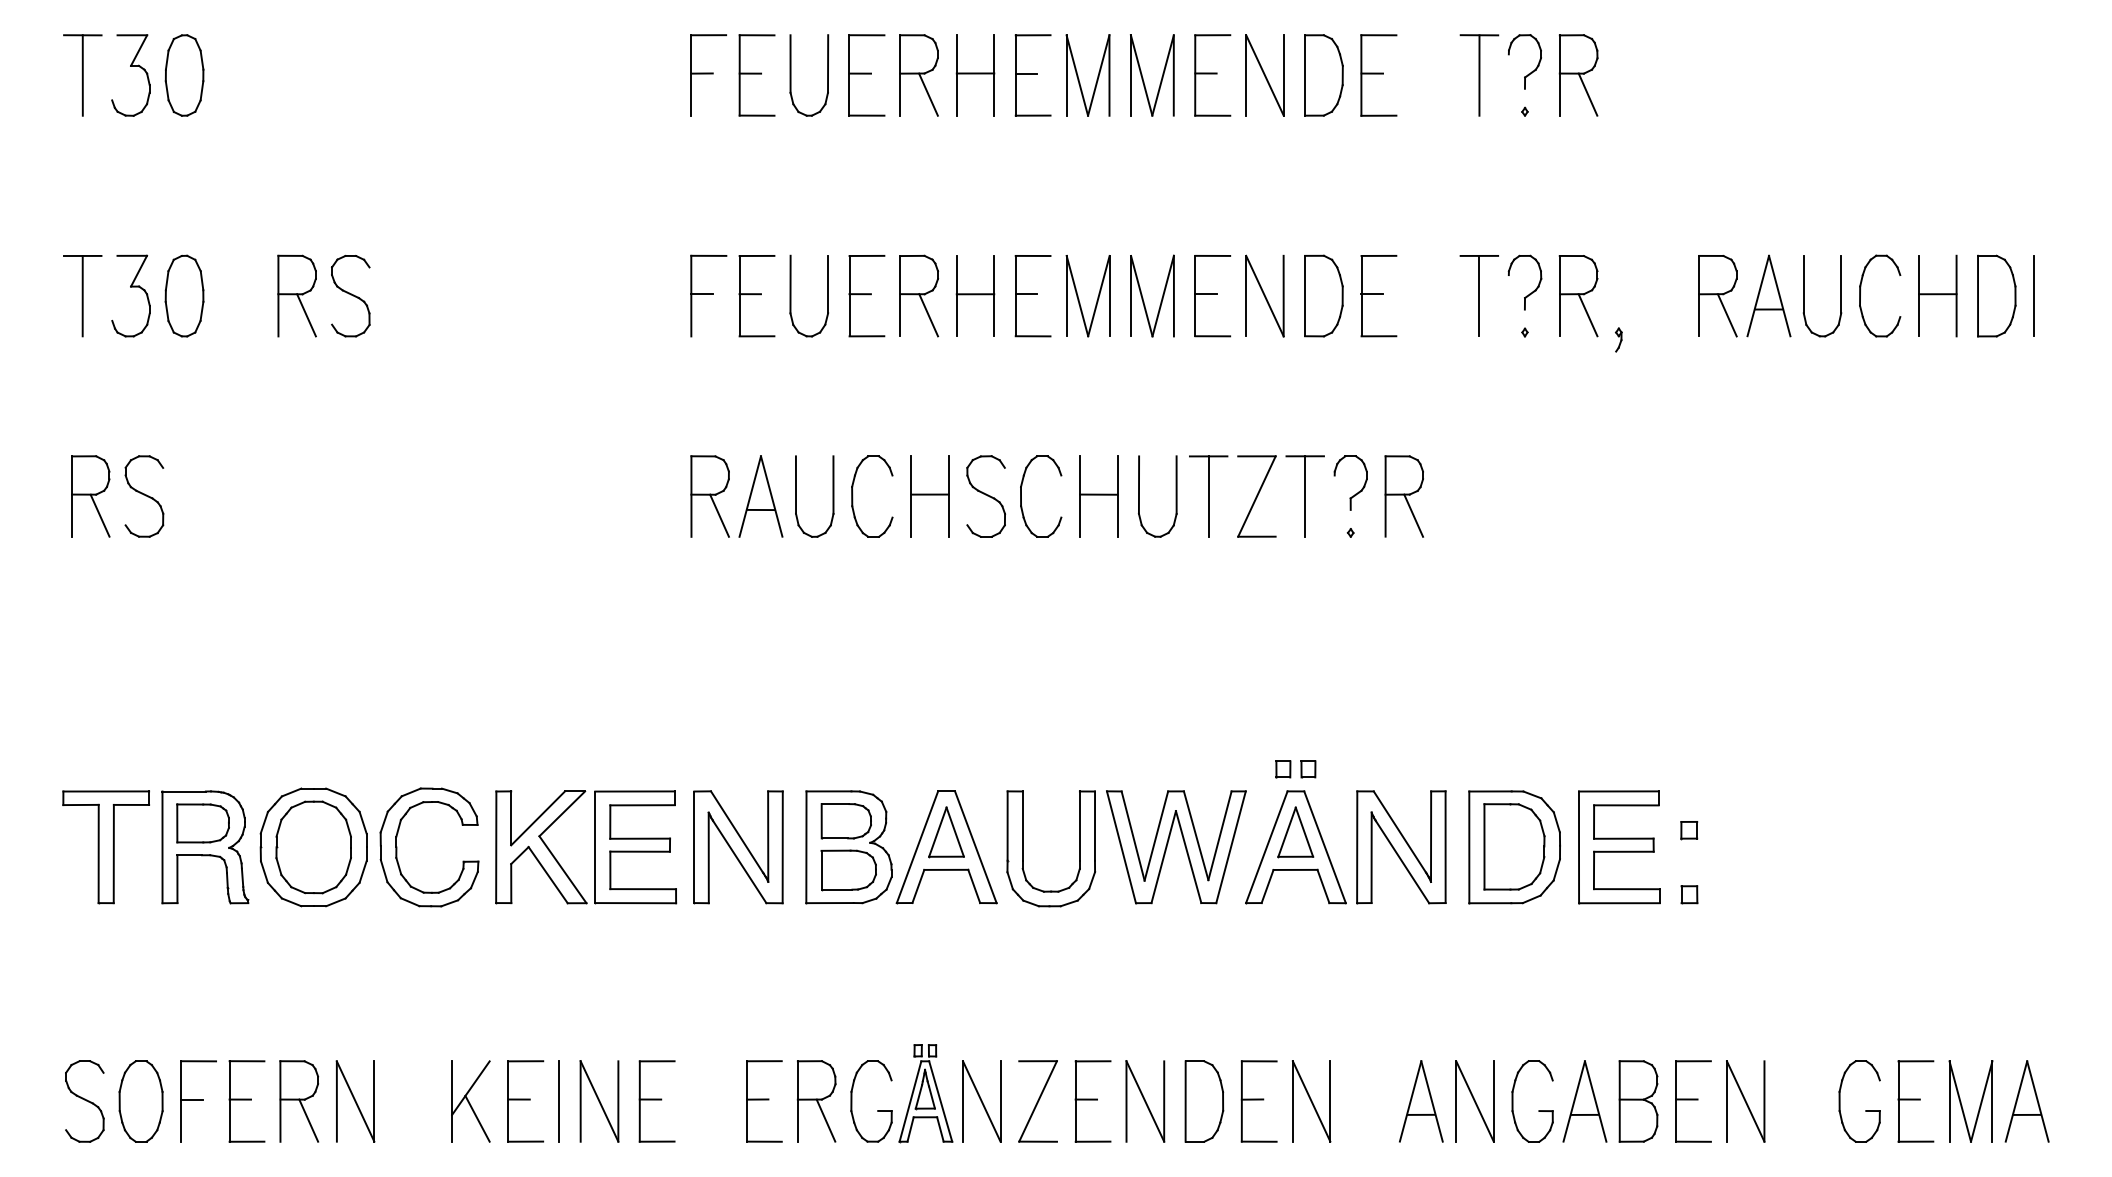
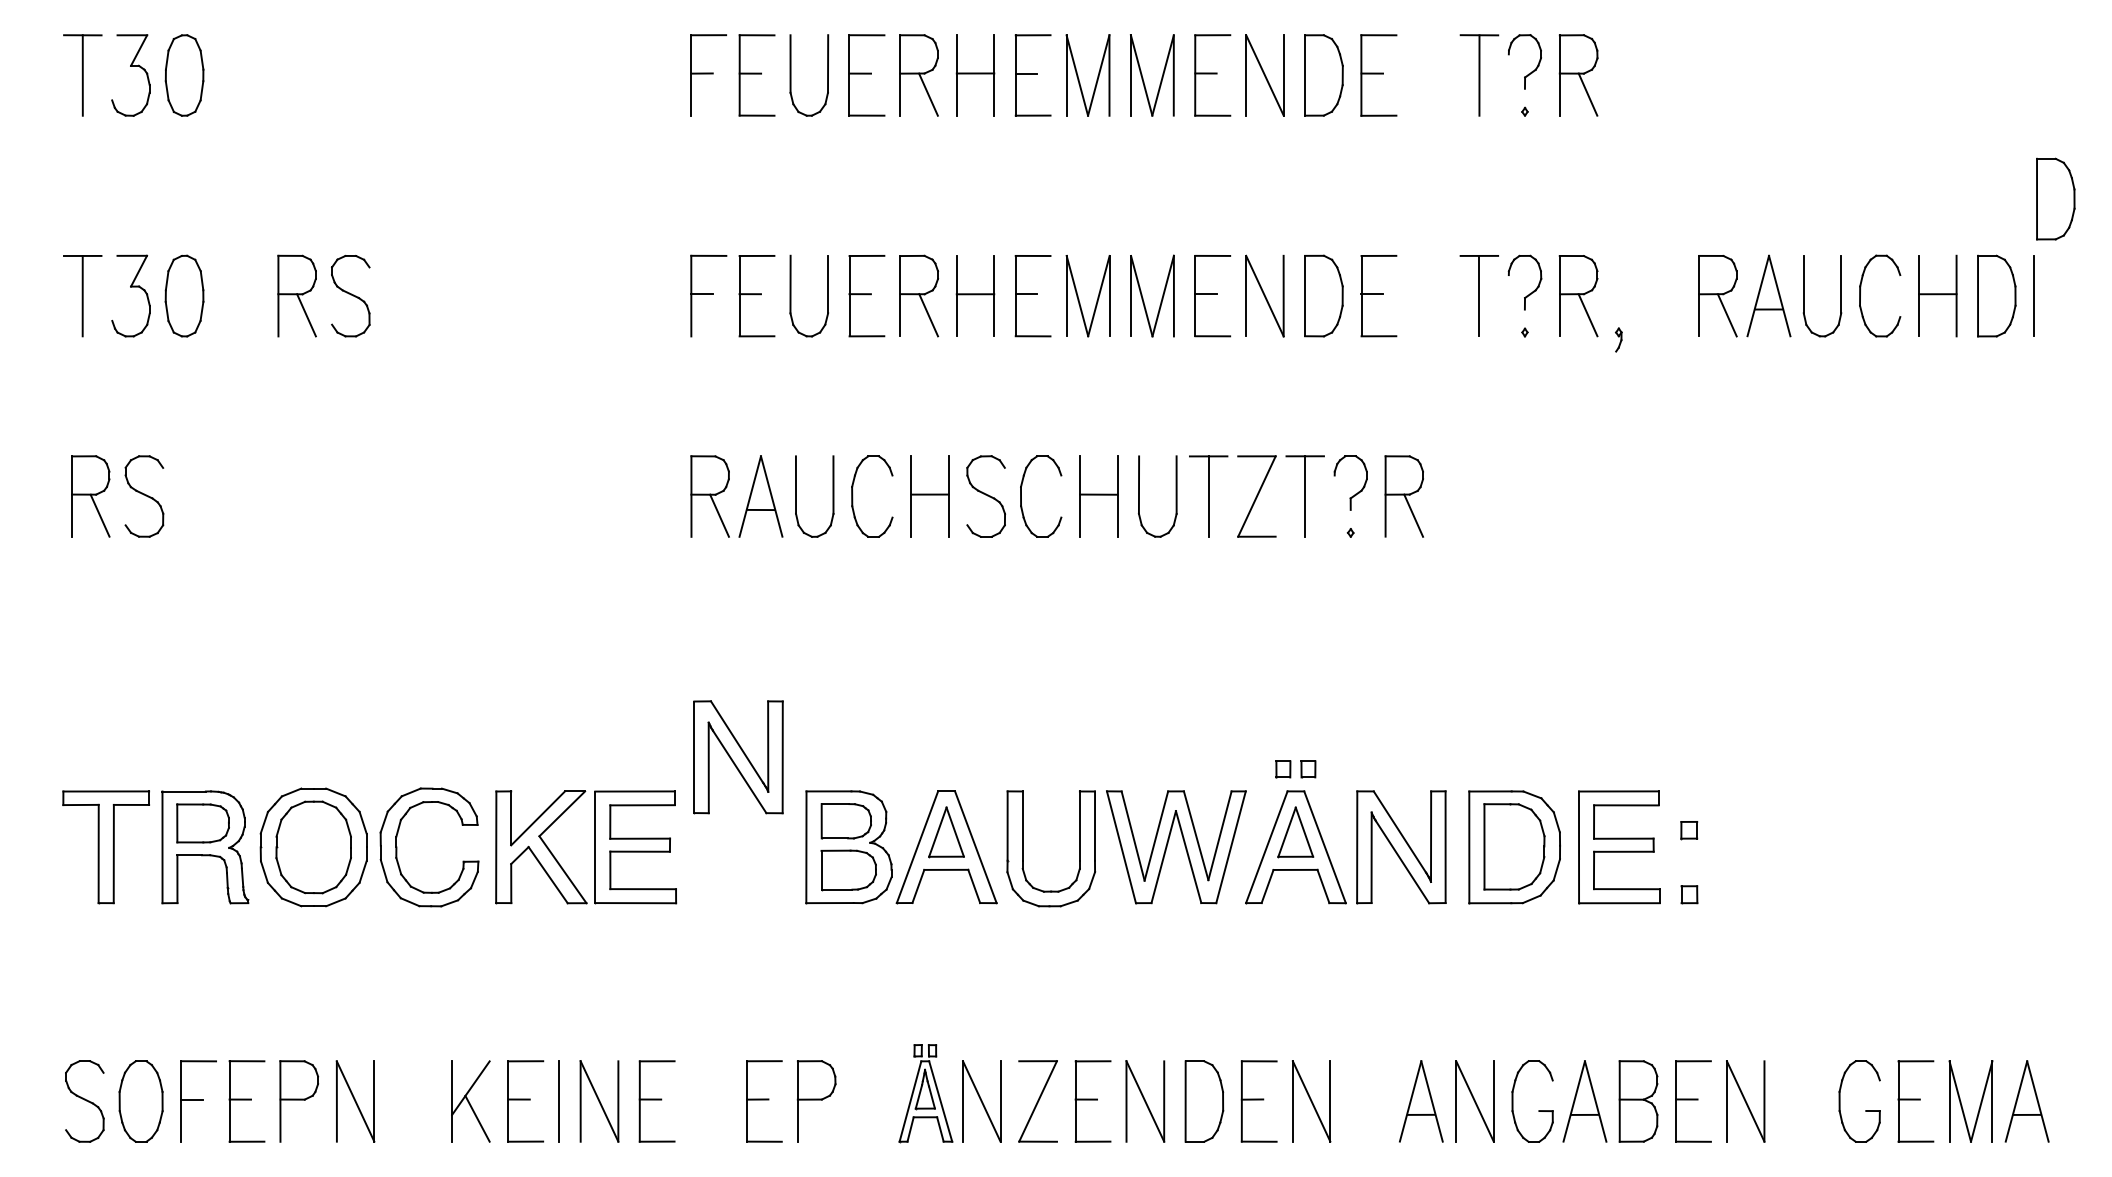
part: none -> present (2055, 198)
part position: (738, 847) -> (738, 757) (738, 757)
part: present -> none (877, 1110)
line: present -> none (308, 1120)
line: present -> none (825, 1120)
